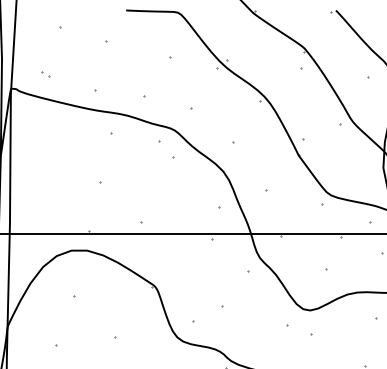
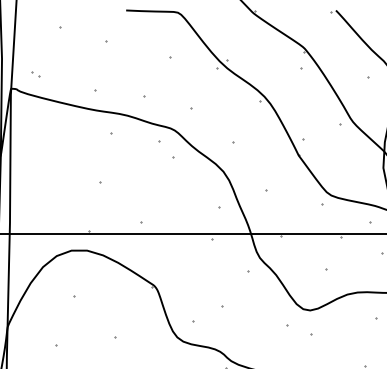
part position: (45, 74) -> (35, 74) (35, 74)
